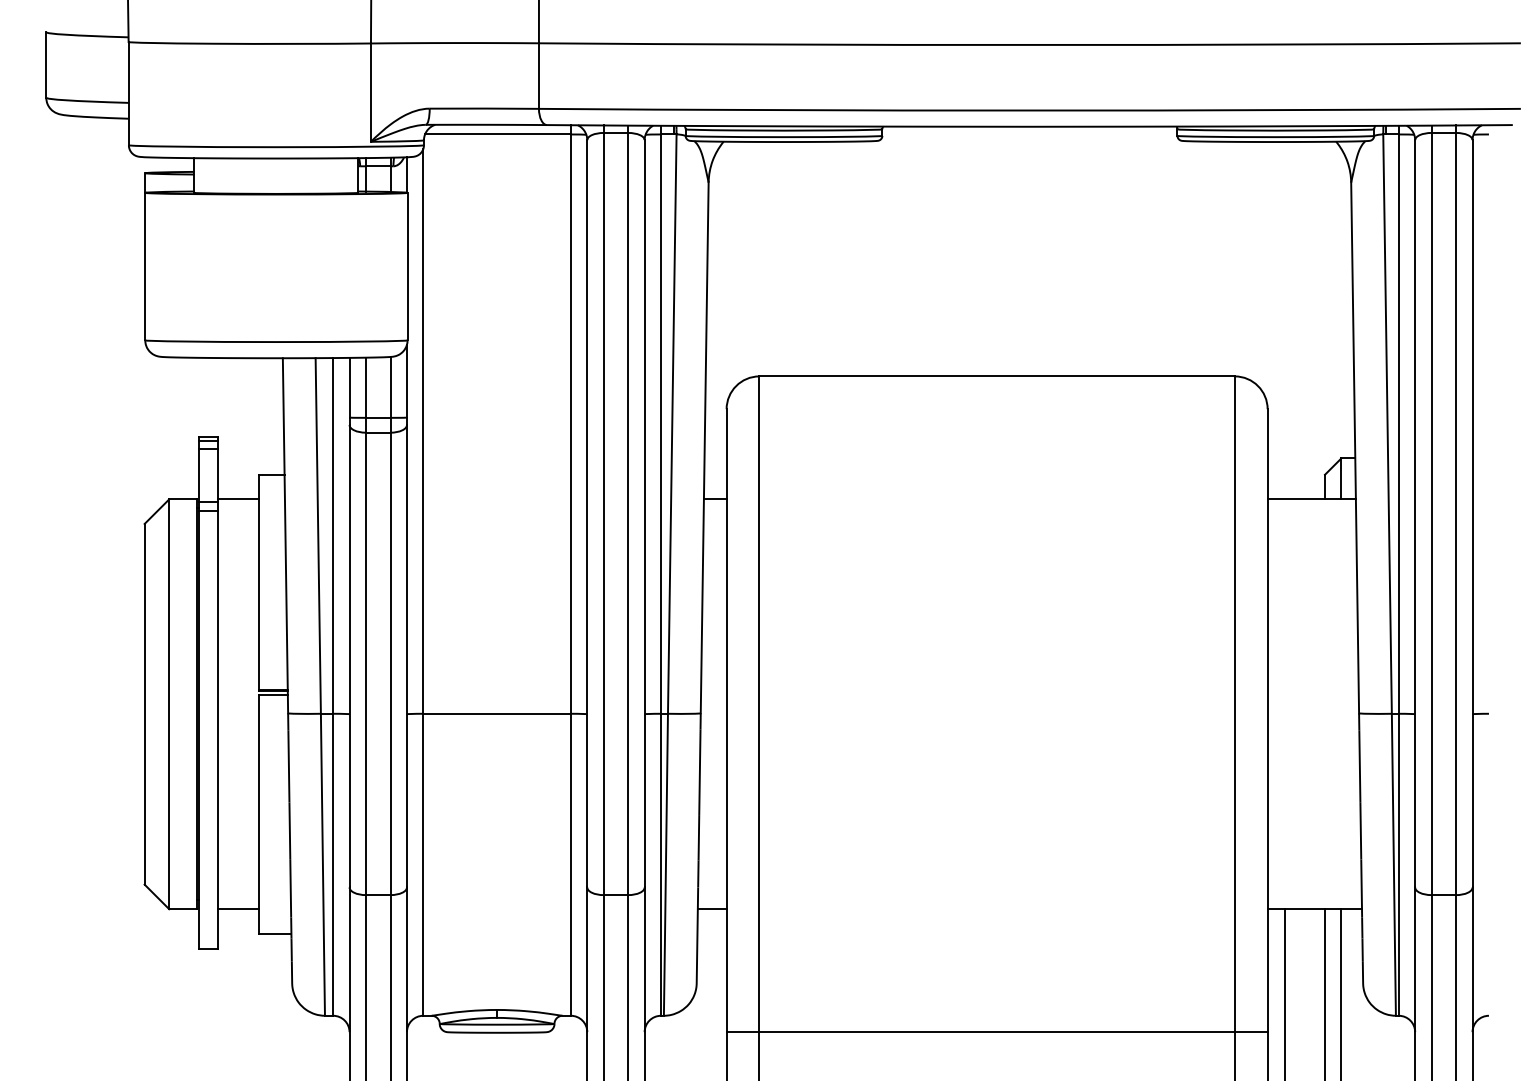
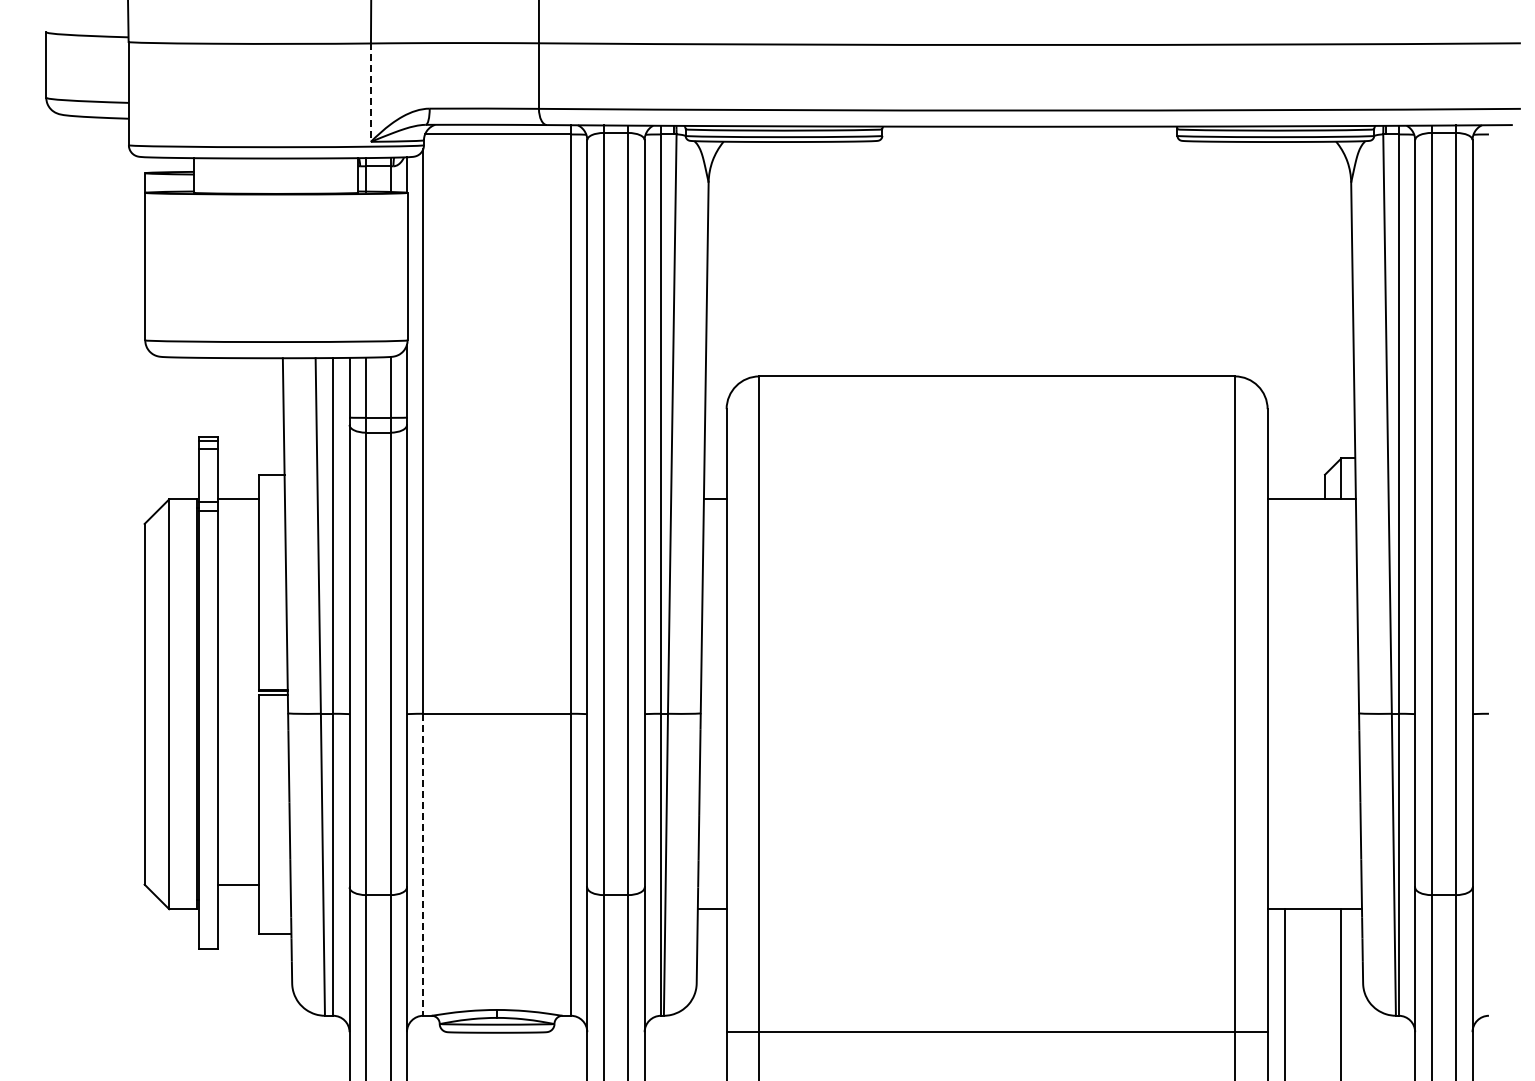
line: solid -> dashed (370, 93)
line: solid -> dashed (423, 864)
line position: (238, 909) -> (238, 885) (238, 885)
line: present -> none (1325, 993)
